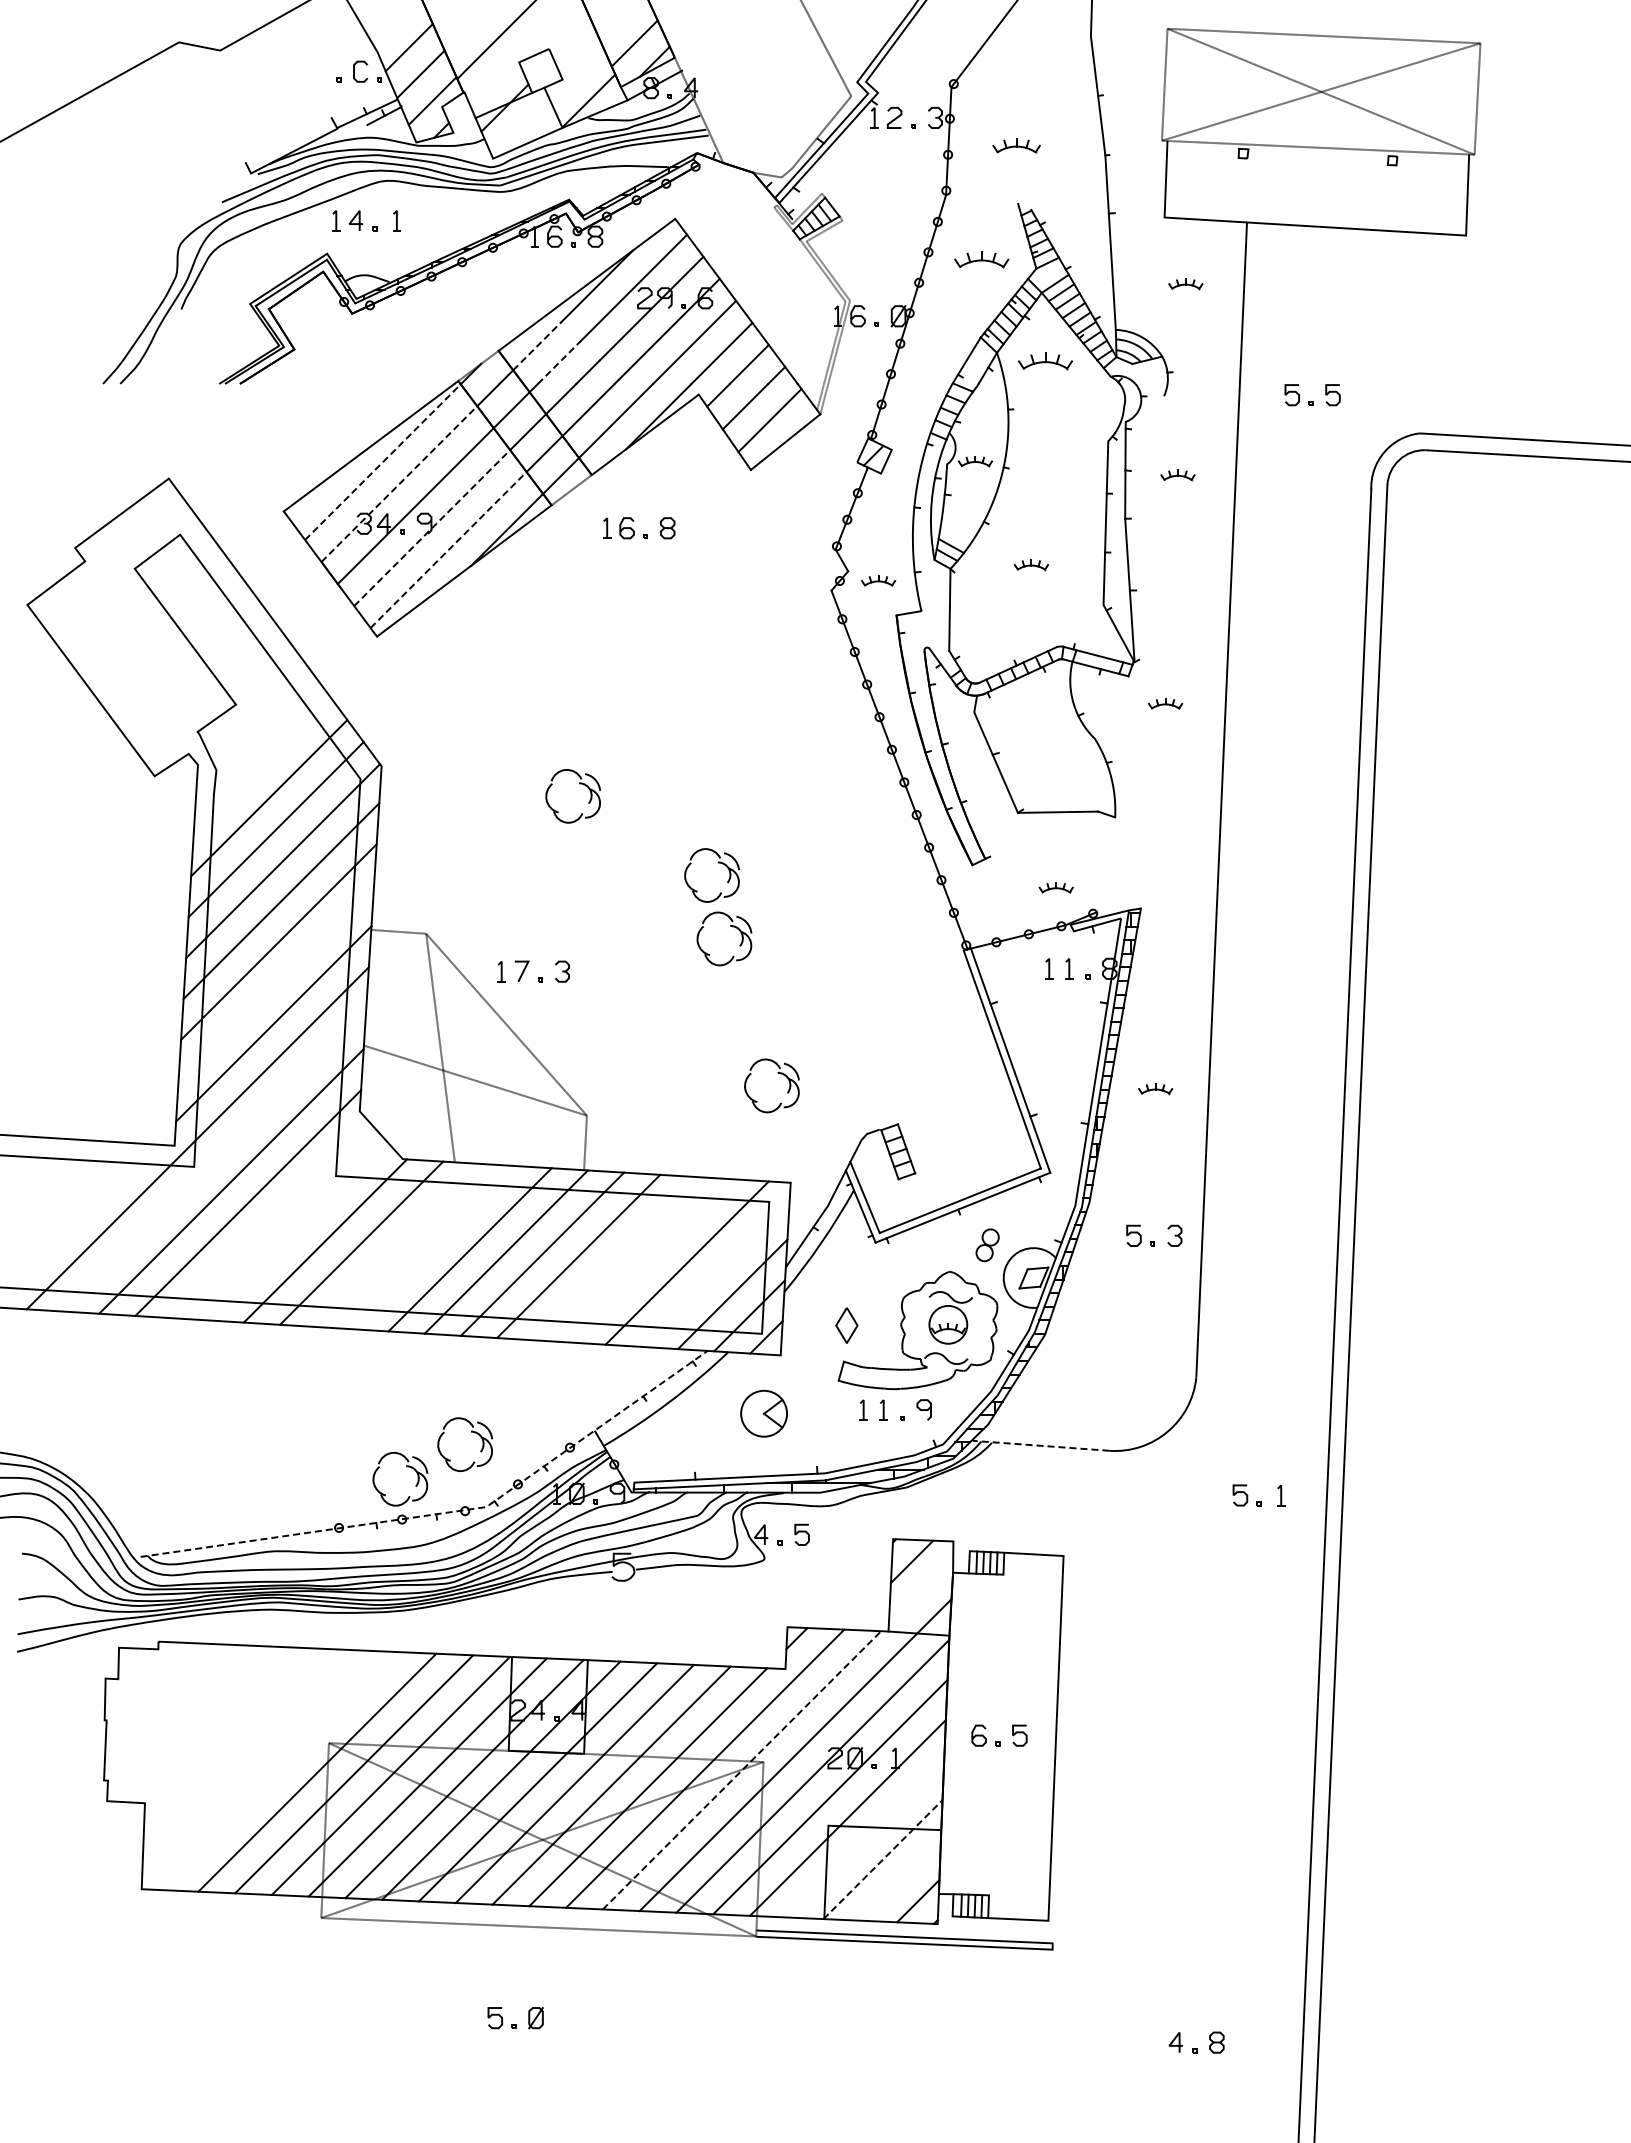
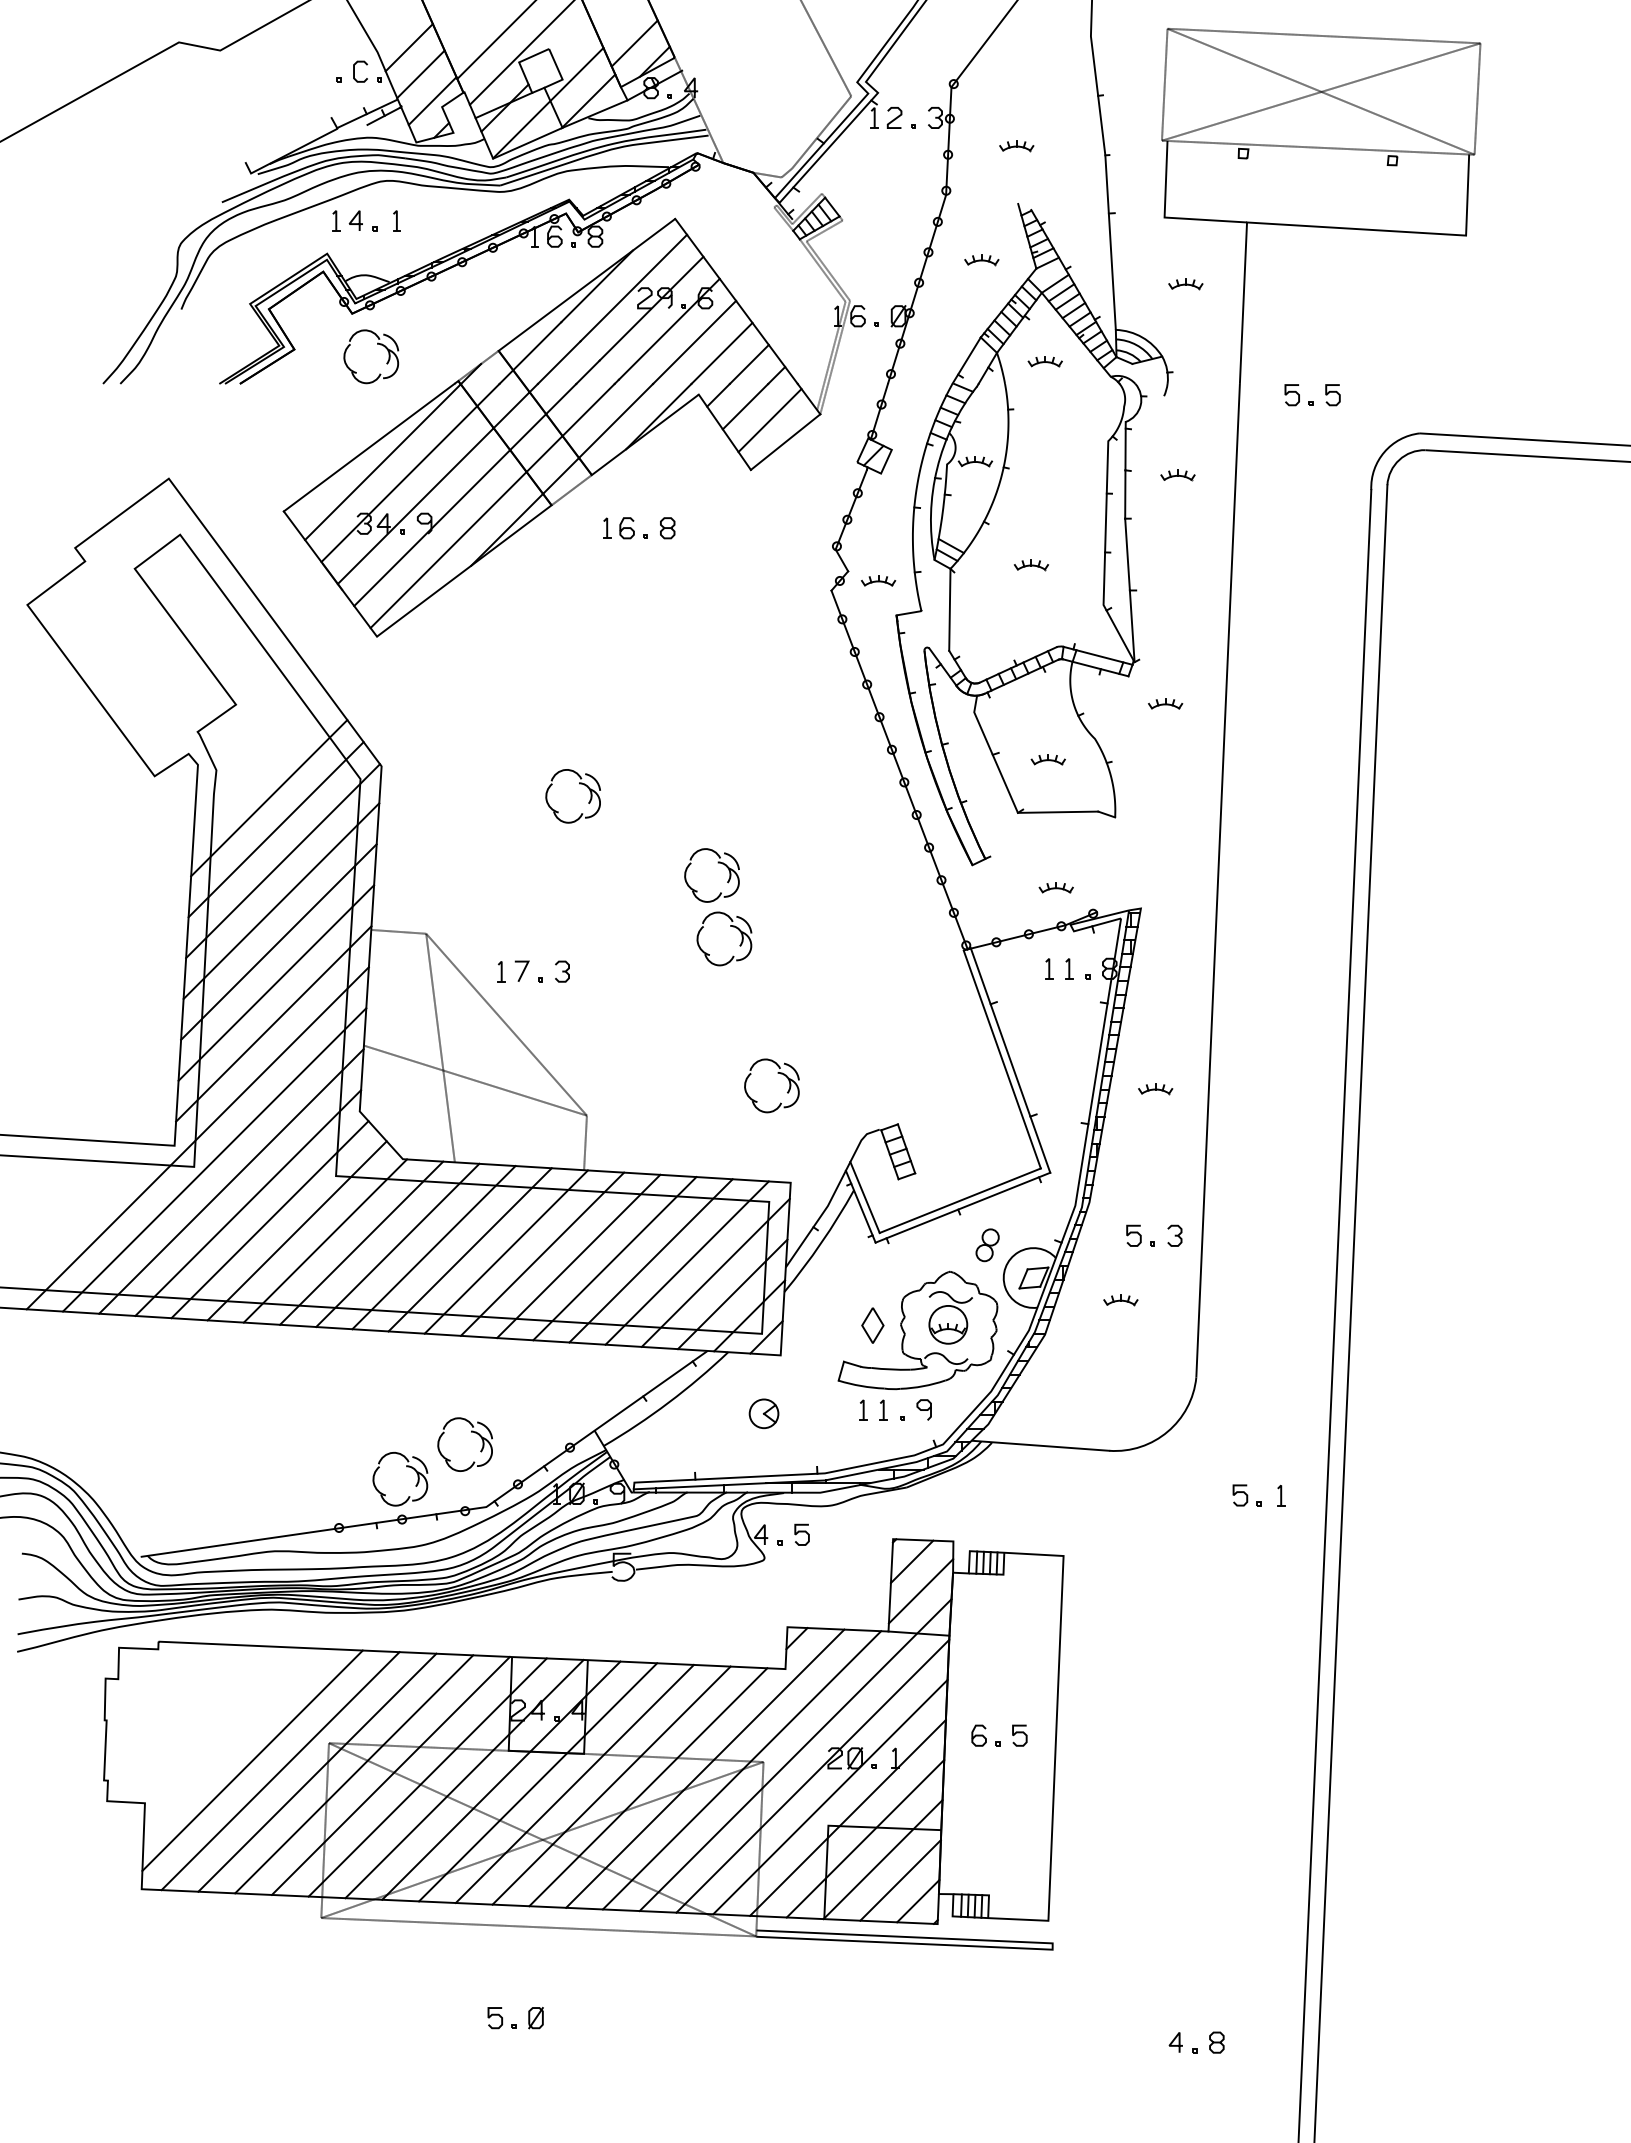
line: none -> present (520, 53)
line: none -> present (548, 103)
part size: 49x16 px -> 36x13 px (1016, 146)
part size: 56x18 px -> 36x13 px (981, 260)
part: none -> present (377, 344)
line: dashed -> solid (537, 345)
part size: 55x19 px -> 36x12 px (1044, 361)
line: dashed -> solid (559, 362)
line: dashed -> solid (383, 461)
line: dashed -> solid (399, 483)
line: dashed -> solid (432, 527)
line: dashed -> solid (448, 549)
part: none -> present (1047, 759)
line: none -> present (276, 982)
line: none -> present (214, 1159)
line: none -> present (269, 1219)
line: none -> present (296, 1230)
line: none -> present (397, 1245)
line: none -> present (433, 1247)
line: none -> present (614, 1258)
line: none -> present (650, 1260)
line: none -> present (715, 1272)
part: none -> present (1120, 1300)
part position: (846, 1325) -> (872, 1325) (872, 1325)
part size: 48x49 px -> 32x32 px (763, 1413)
line: dashed -> solid (1040, 1445)
line: dashed -> solid (447, 1512)
line: none -> present (920, 1591)
line: none -> present (252, 1760)
line: dashed -> solid (742, 1770)
line: none -> present (280, 1771)
line: none -> present (865, 1838)
line: dashed -> solid (883, 1859)
line: none -> present (900, 1880)
